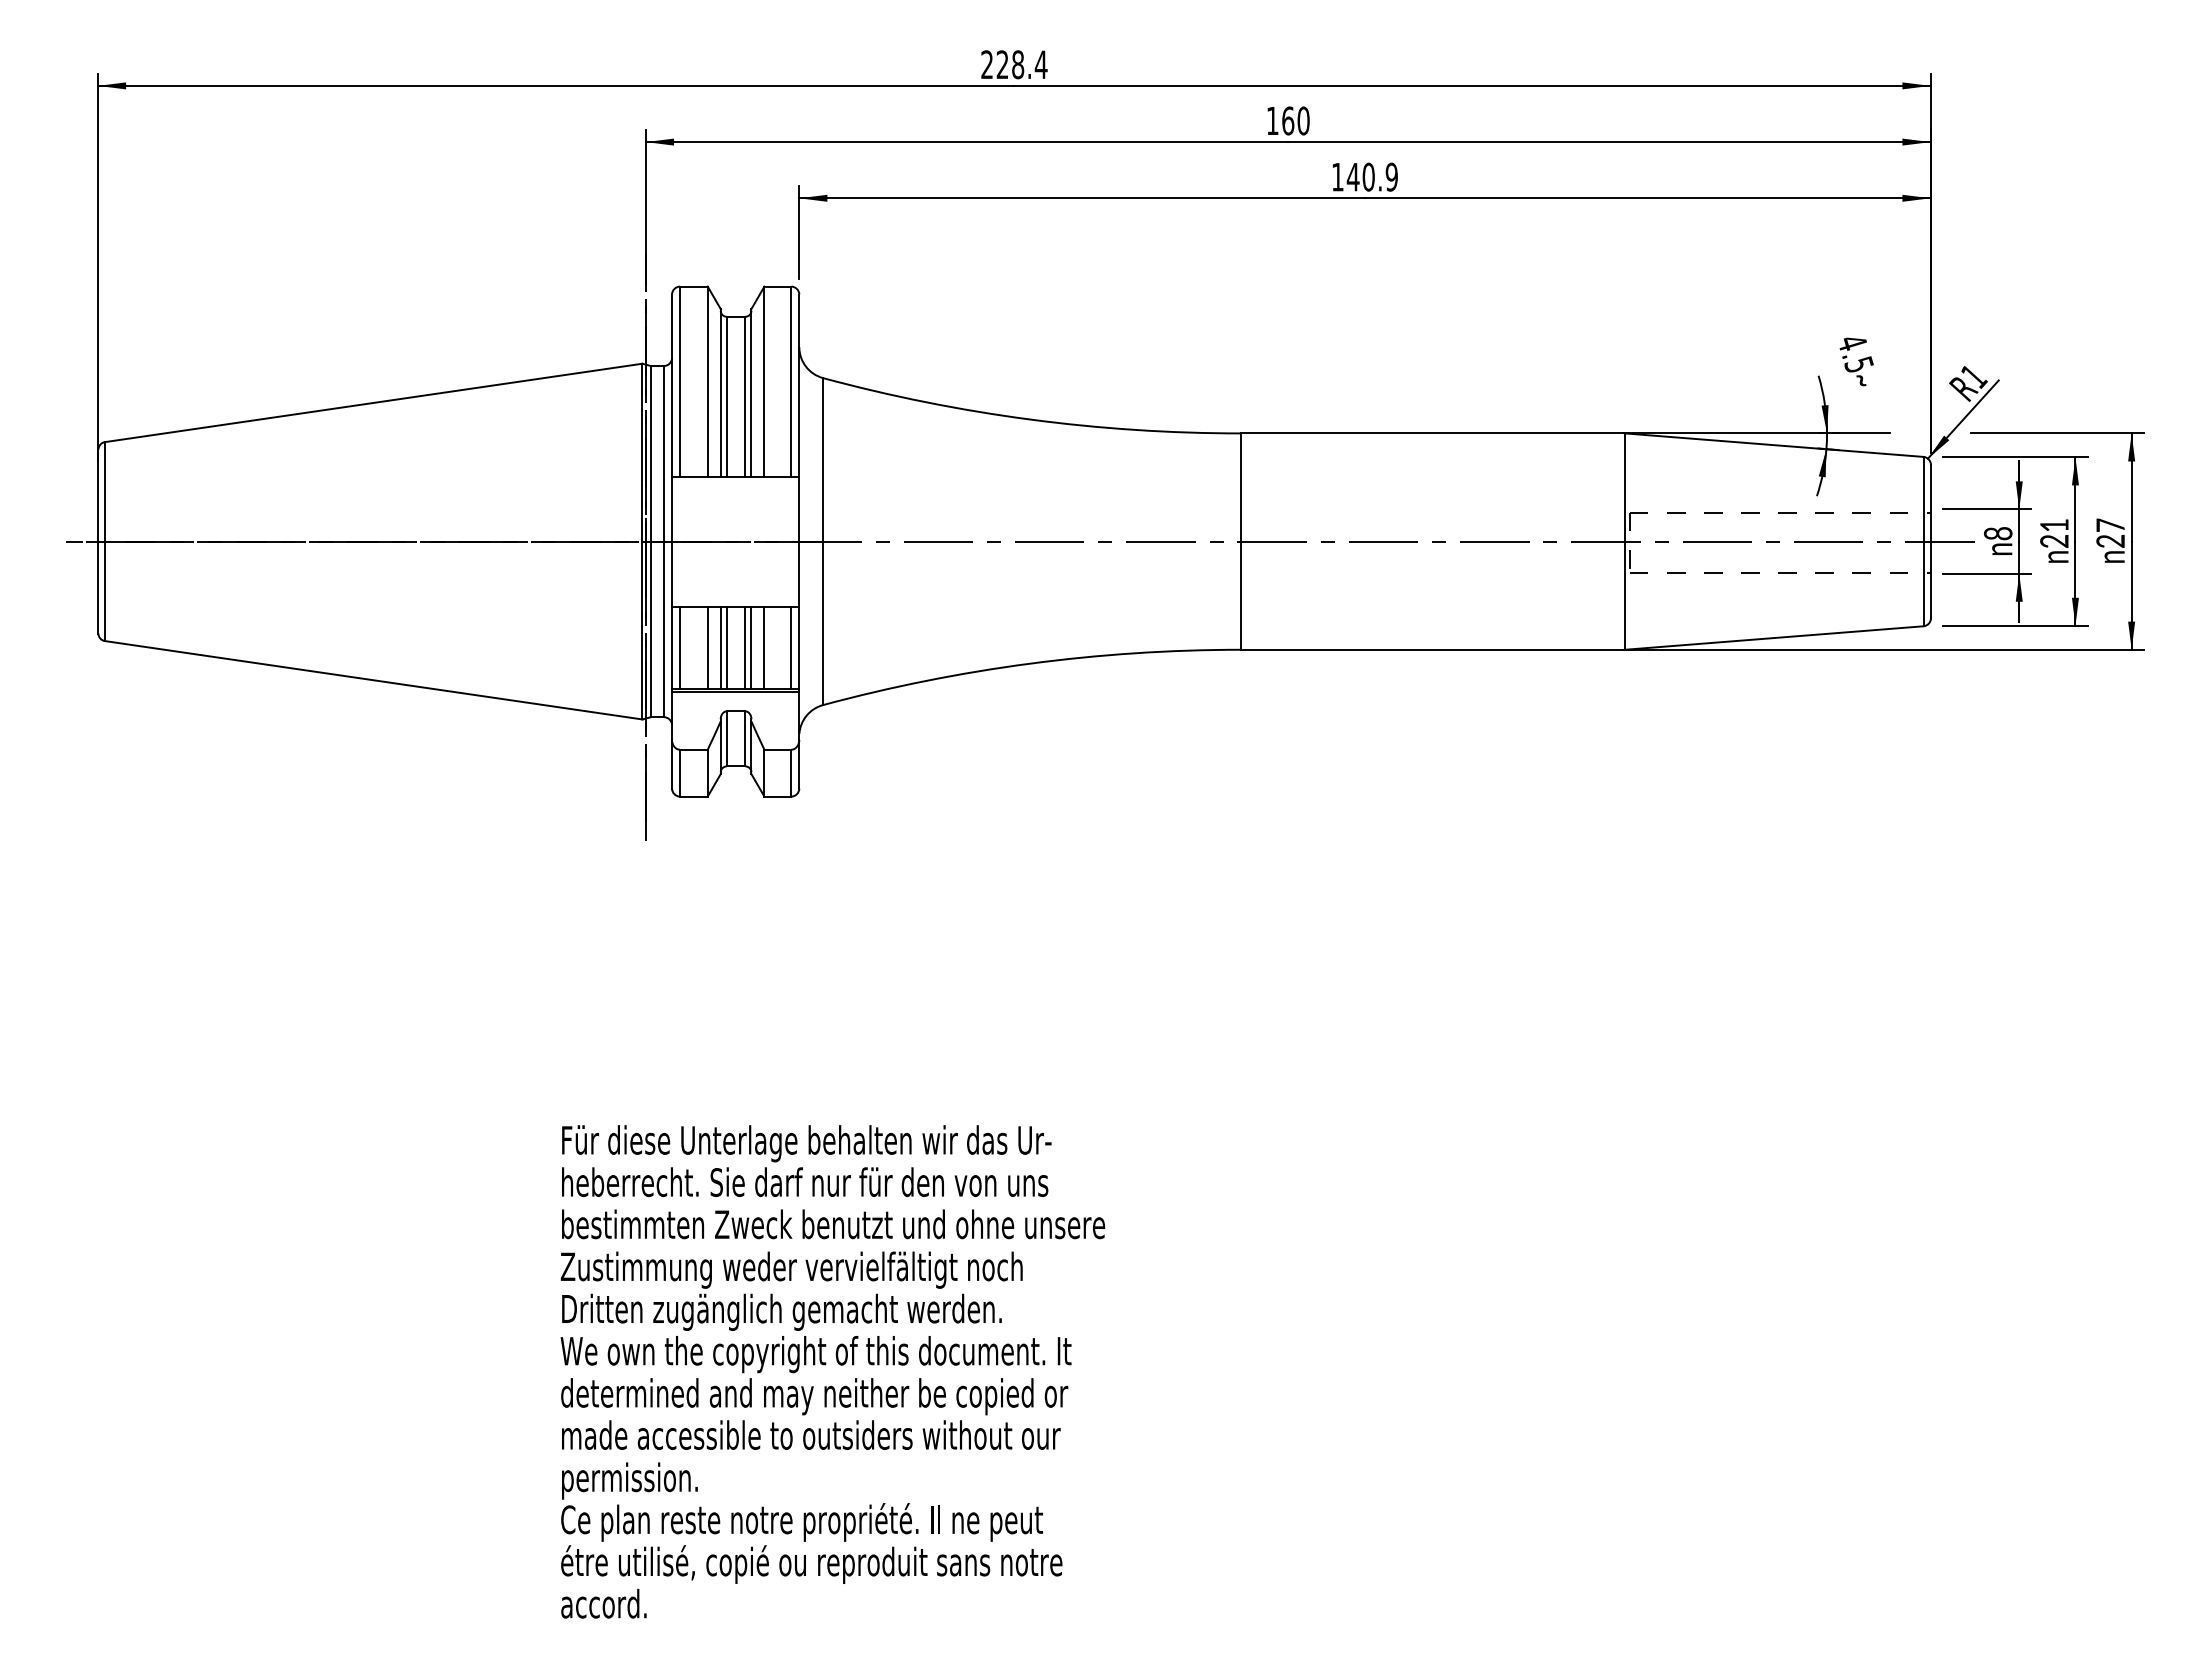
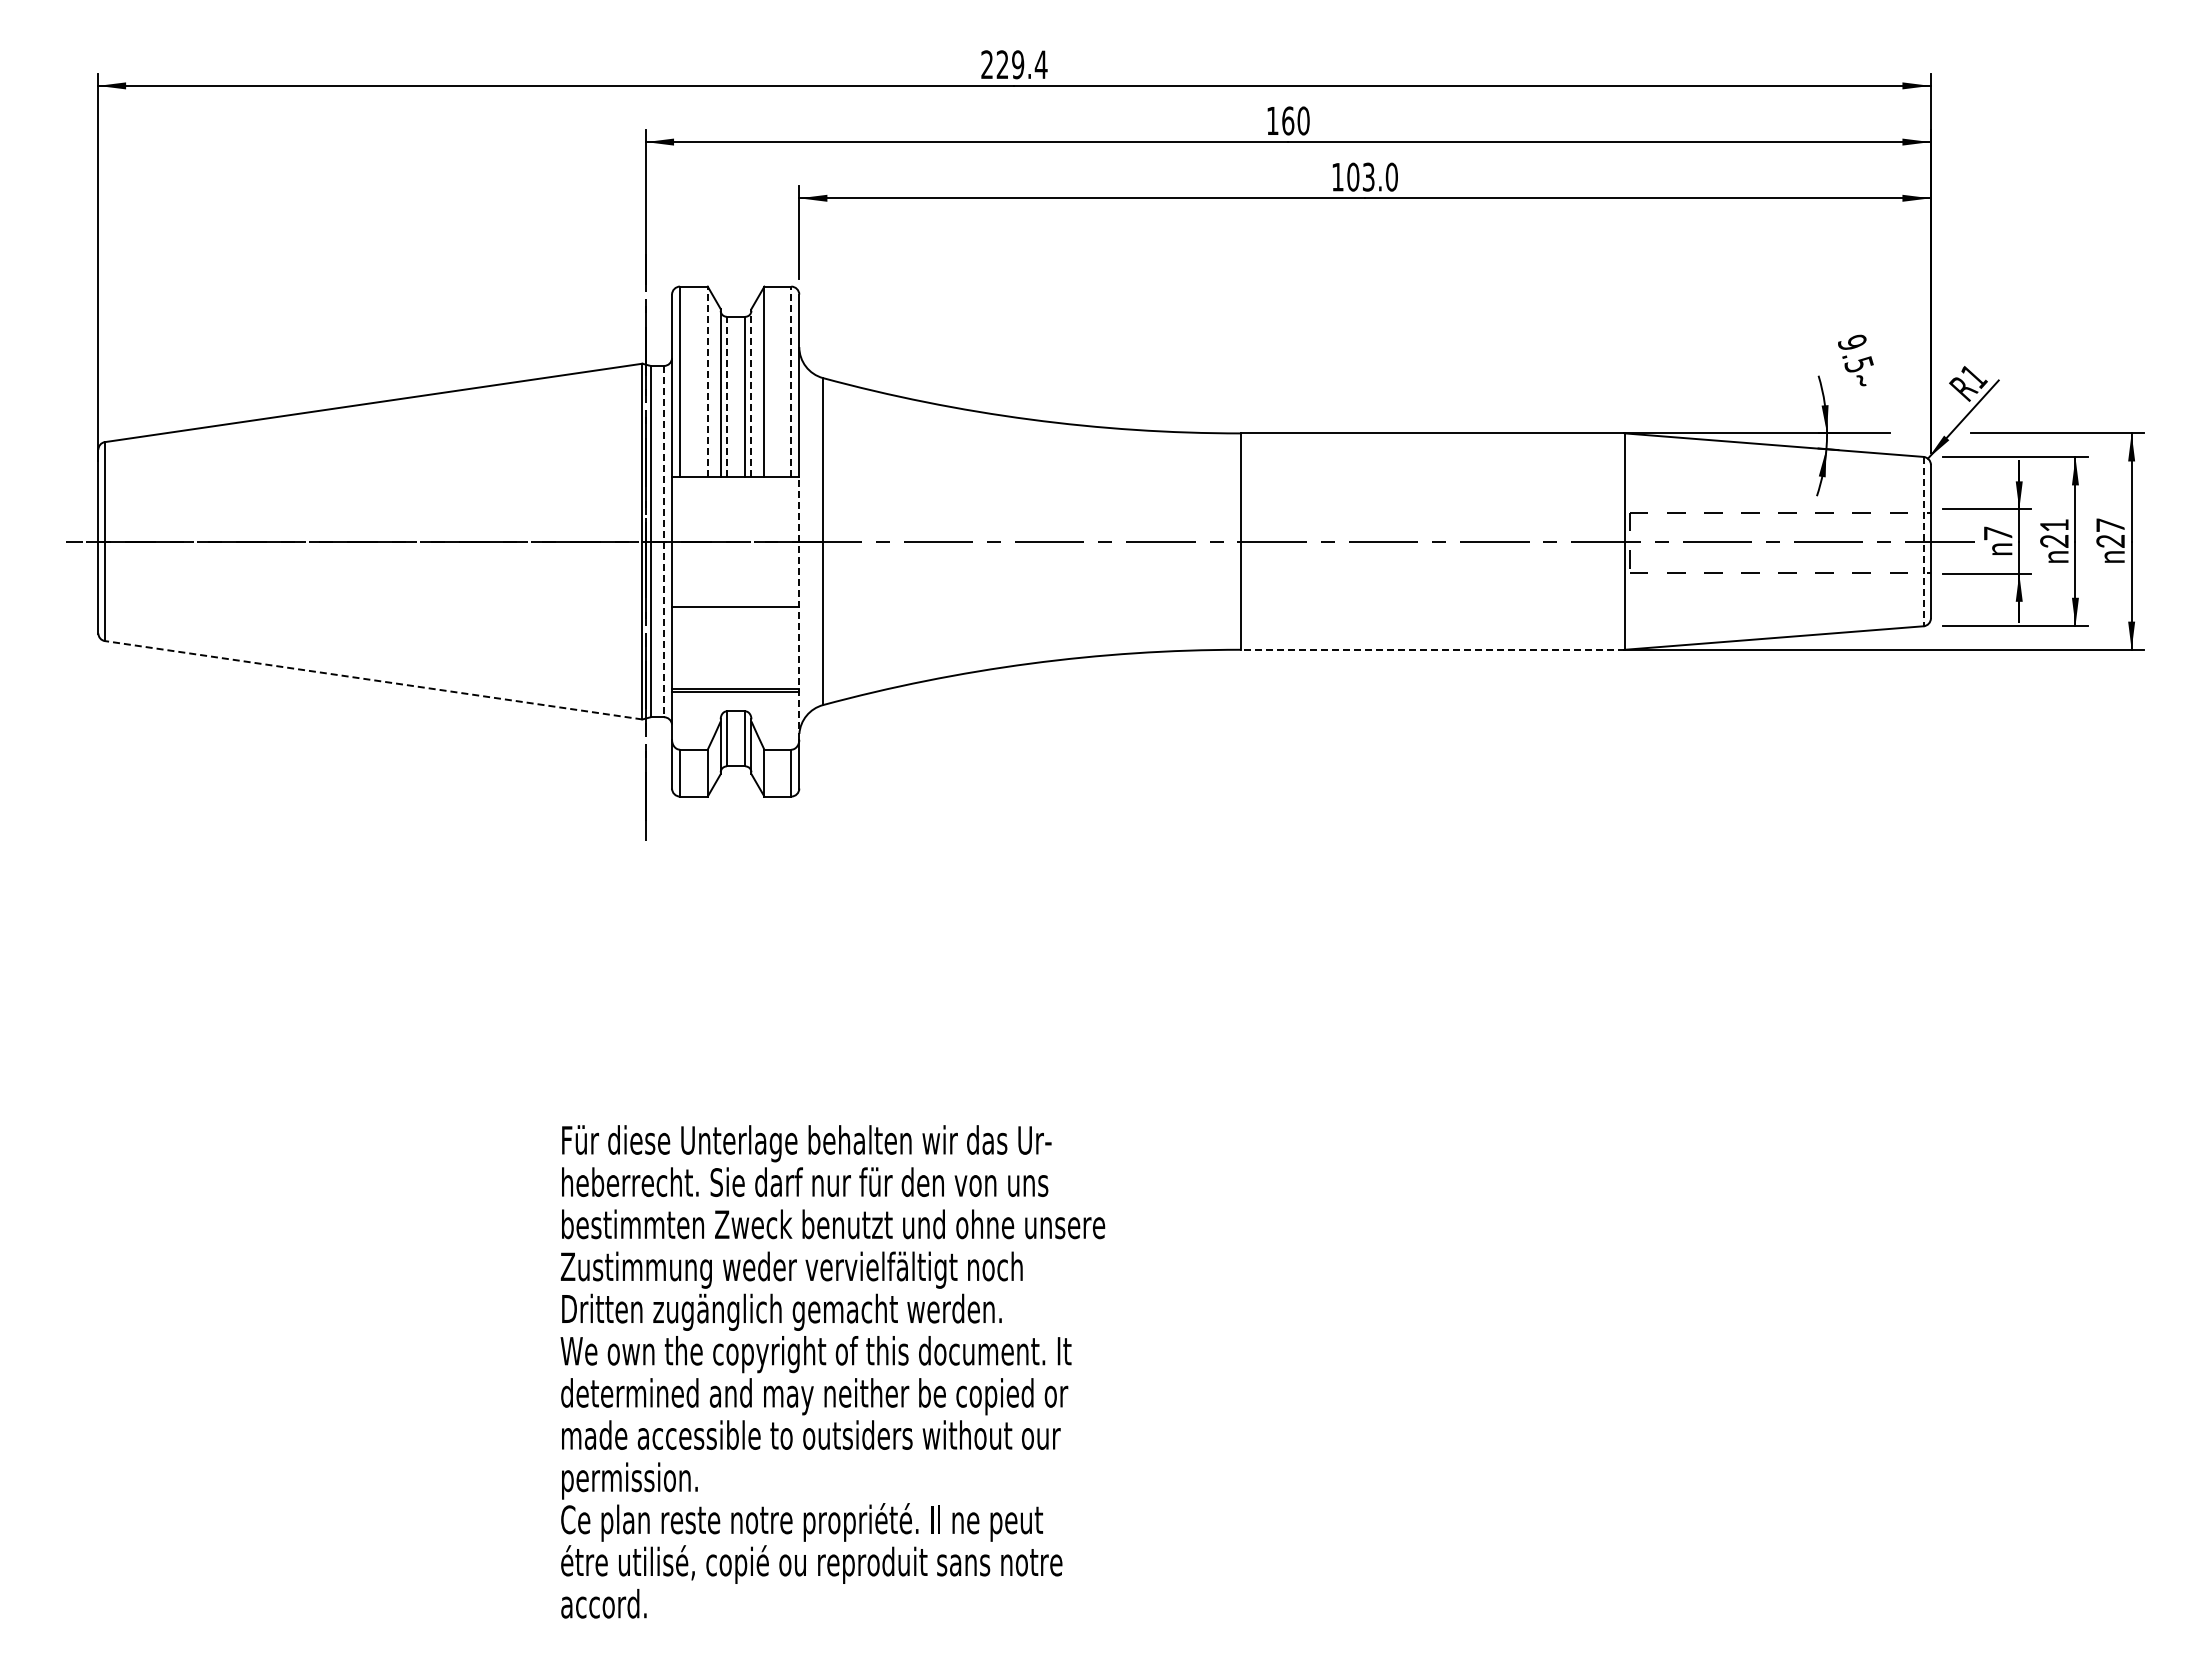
text: 228.4 -> 229.4 (1018, 64)
text: 140.9 -> 103.0 (1371, 176)
text: 4.5 -> 9.5 (1852, 342)
line: solid -> dashed (707, 381)
line: solid -> dashed (791, 381)
line: solid -> dashed (751, 392)
line: solid -> dashed (726, 396)
text: 8 -> 7 (1997, 533)
line: solid -> dashed (664, 541)
line: solid -> dashed (1923, 541)
line: solid -> dashed (799, 608)
line: present -> none (680, 647)
line: present -> none (707, 647)
line: present -> none (720, 647)
line: present -> none (726, 647)
line: present -> none (745, 647)
line: present -> none (751, 647)
line: present -> none (764, 647)
line: present -> none (791, 647)
line: solid -> dashed (1432, 649)
line: solid -> dashed (373, 680)
